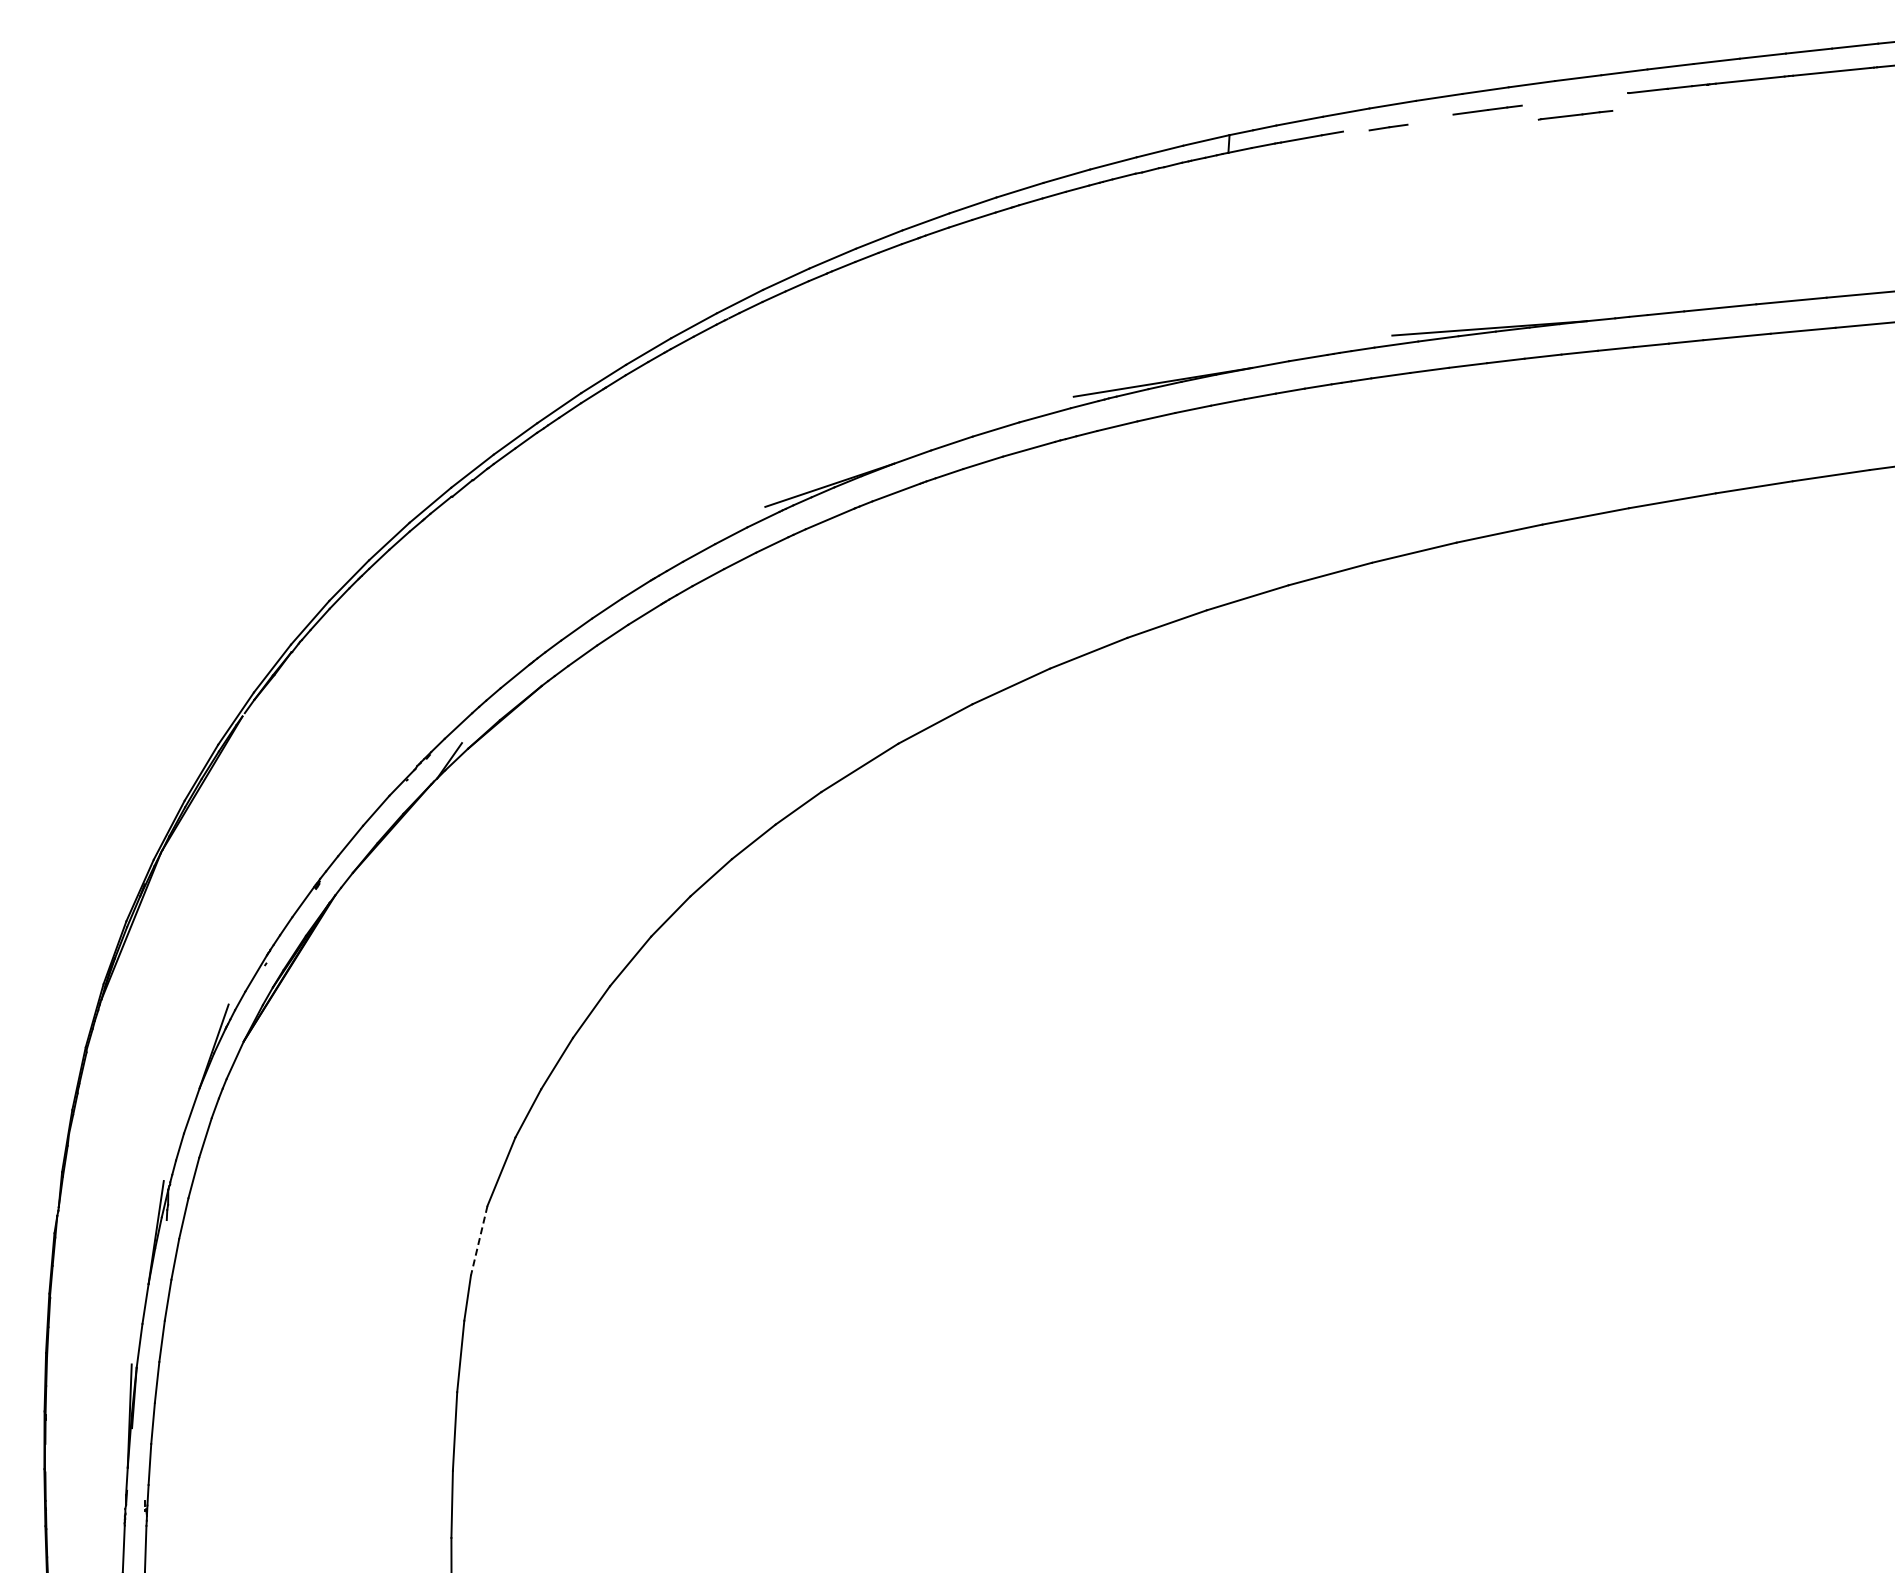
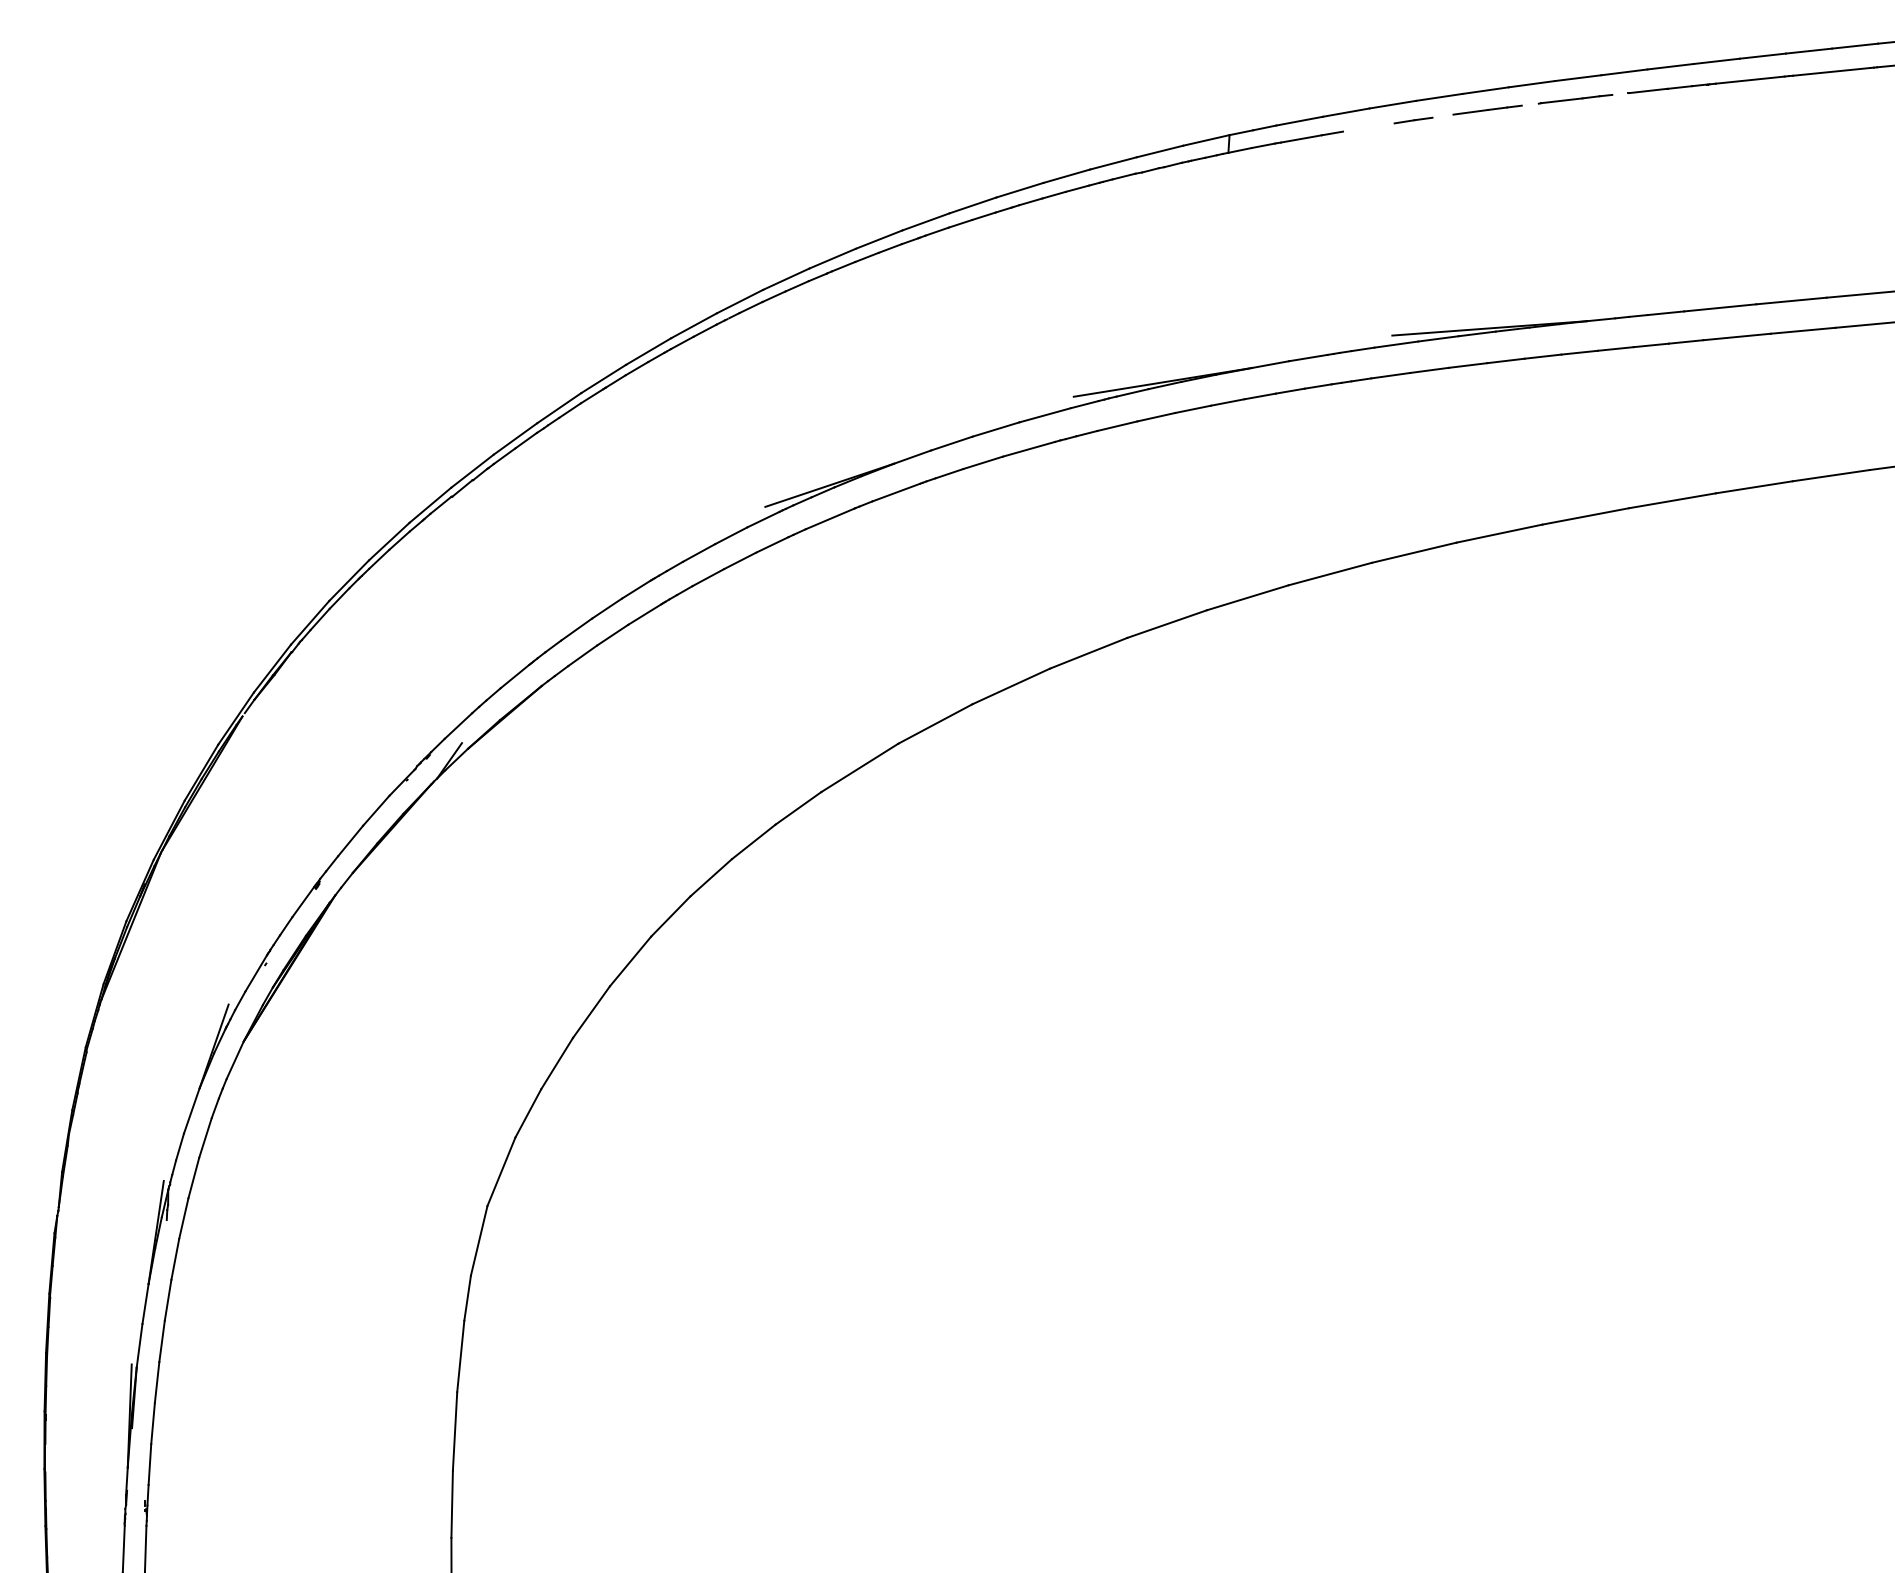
line position: (1575, 115) -> (1575, 99) (1575, 99)
line position: (1388, 127) -> (1413, 120) (1413, 120)
line: dashed -> solid (479, 1240)
